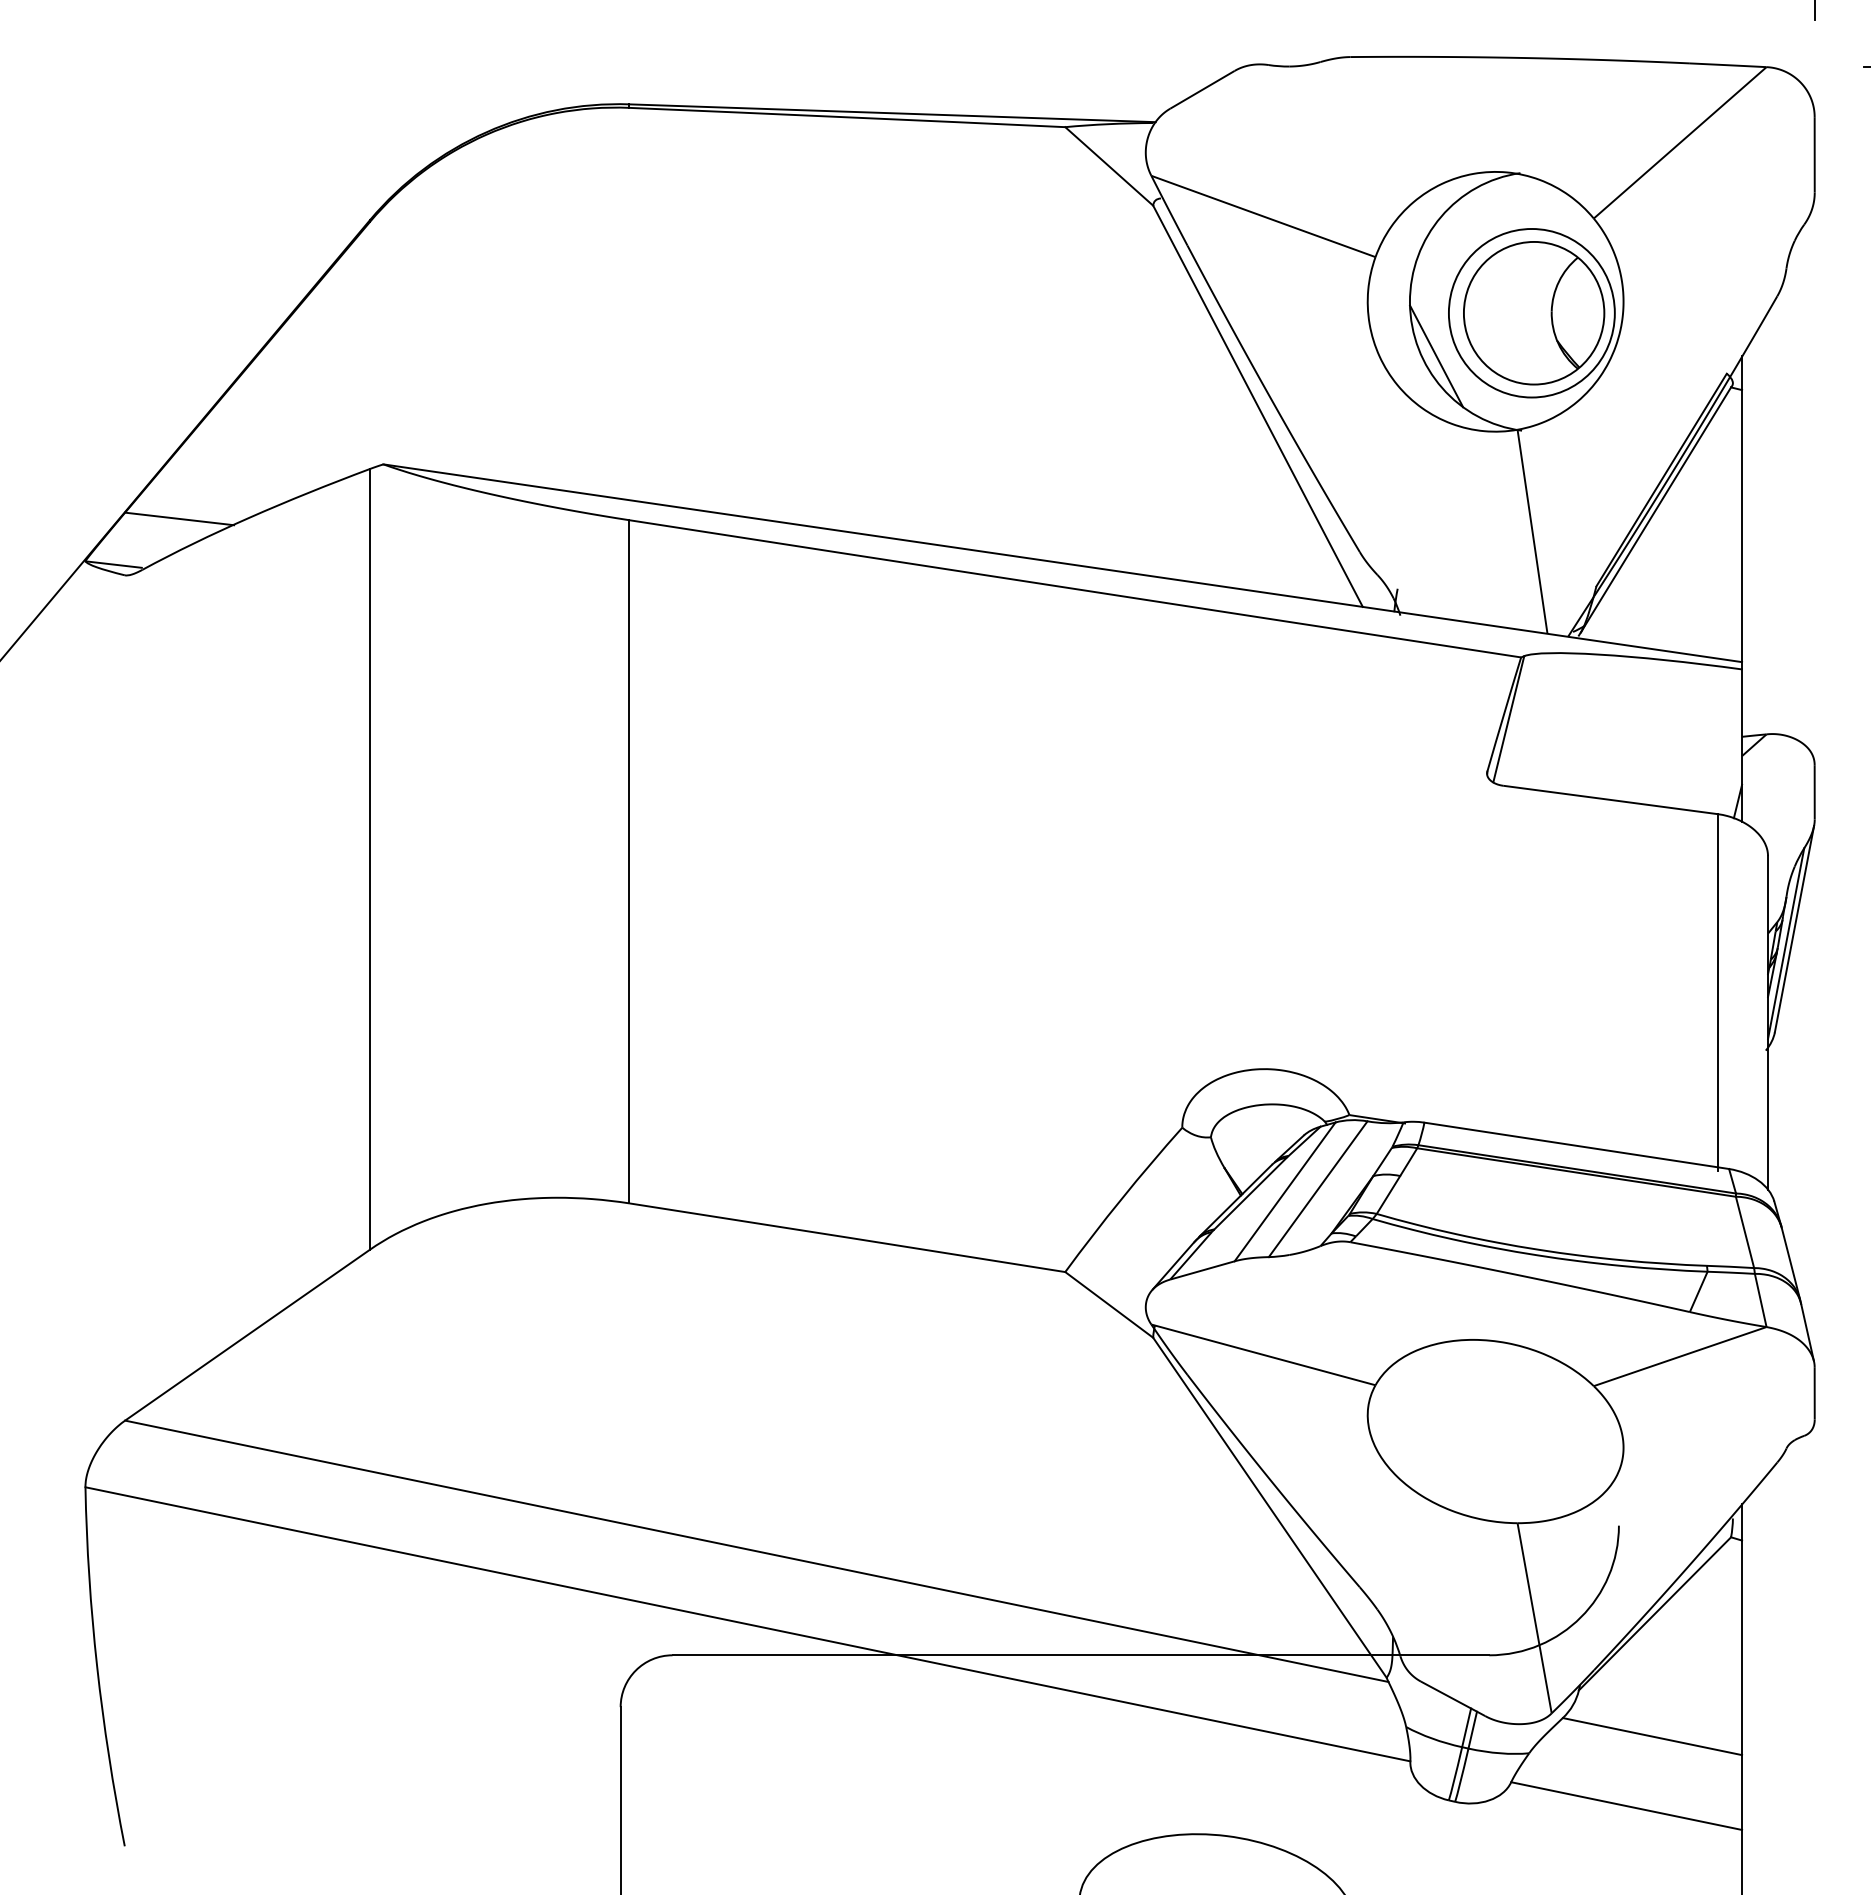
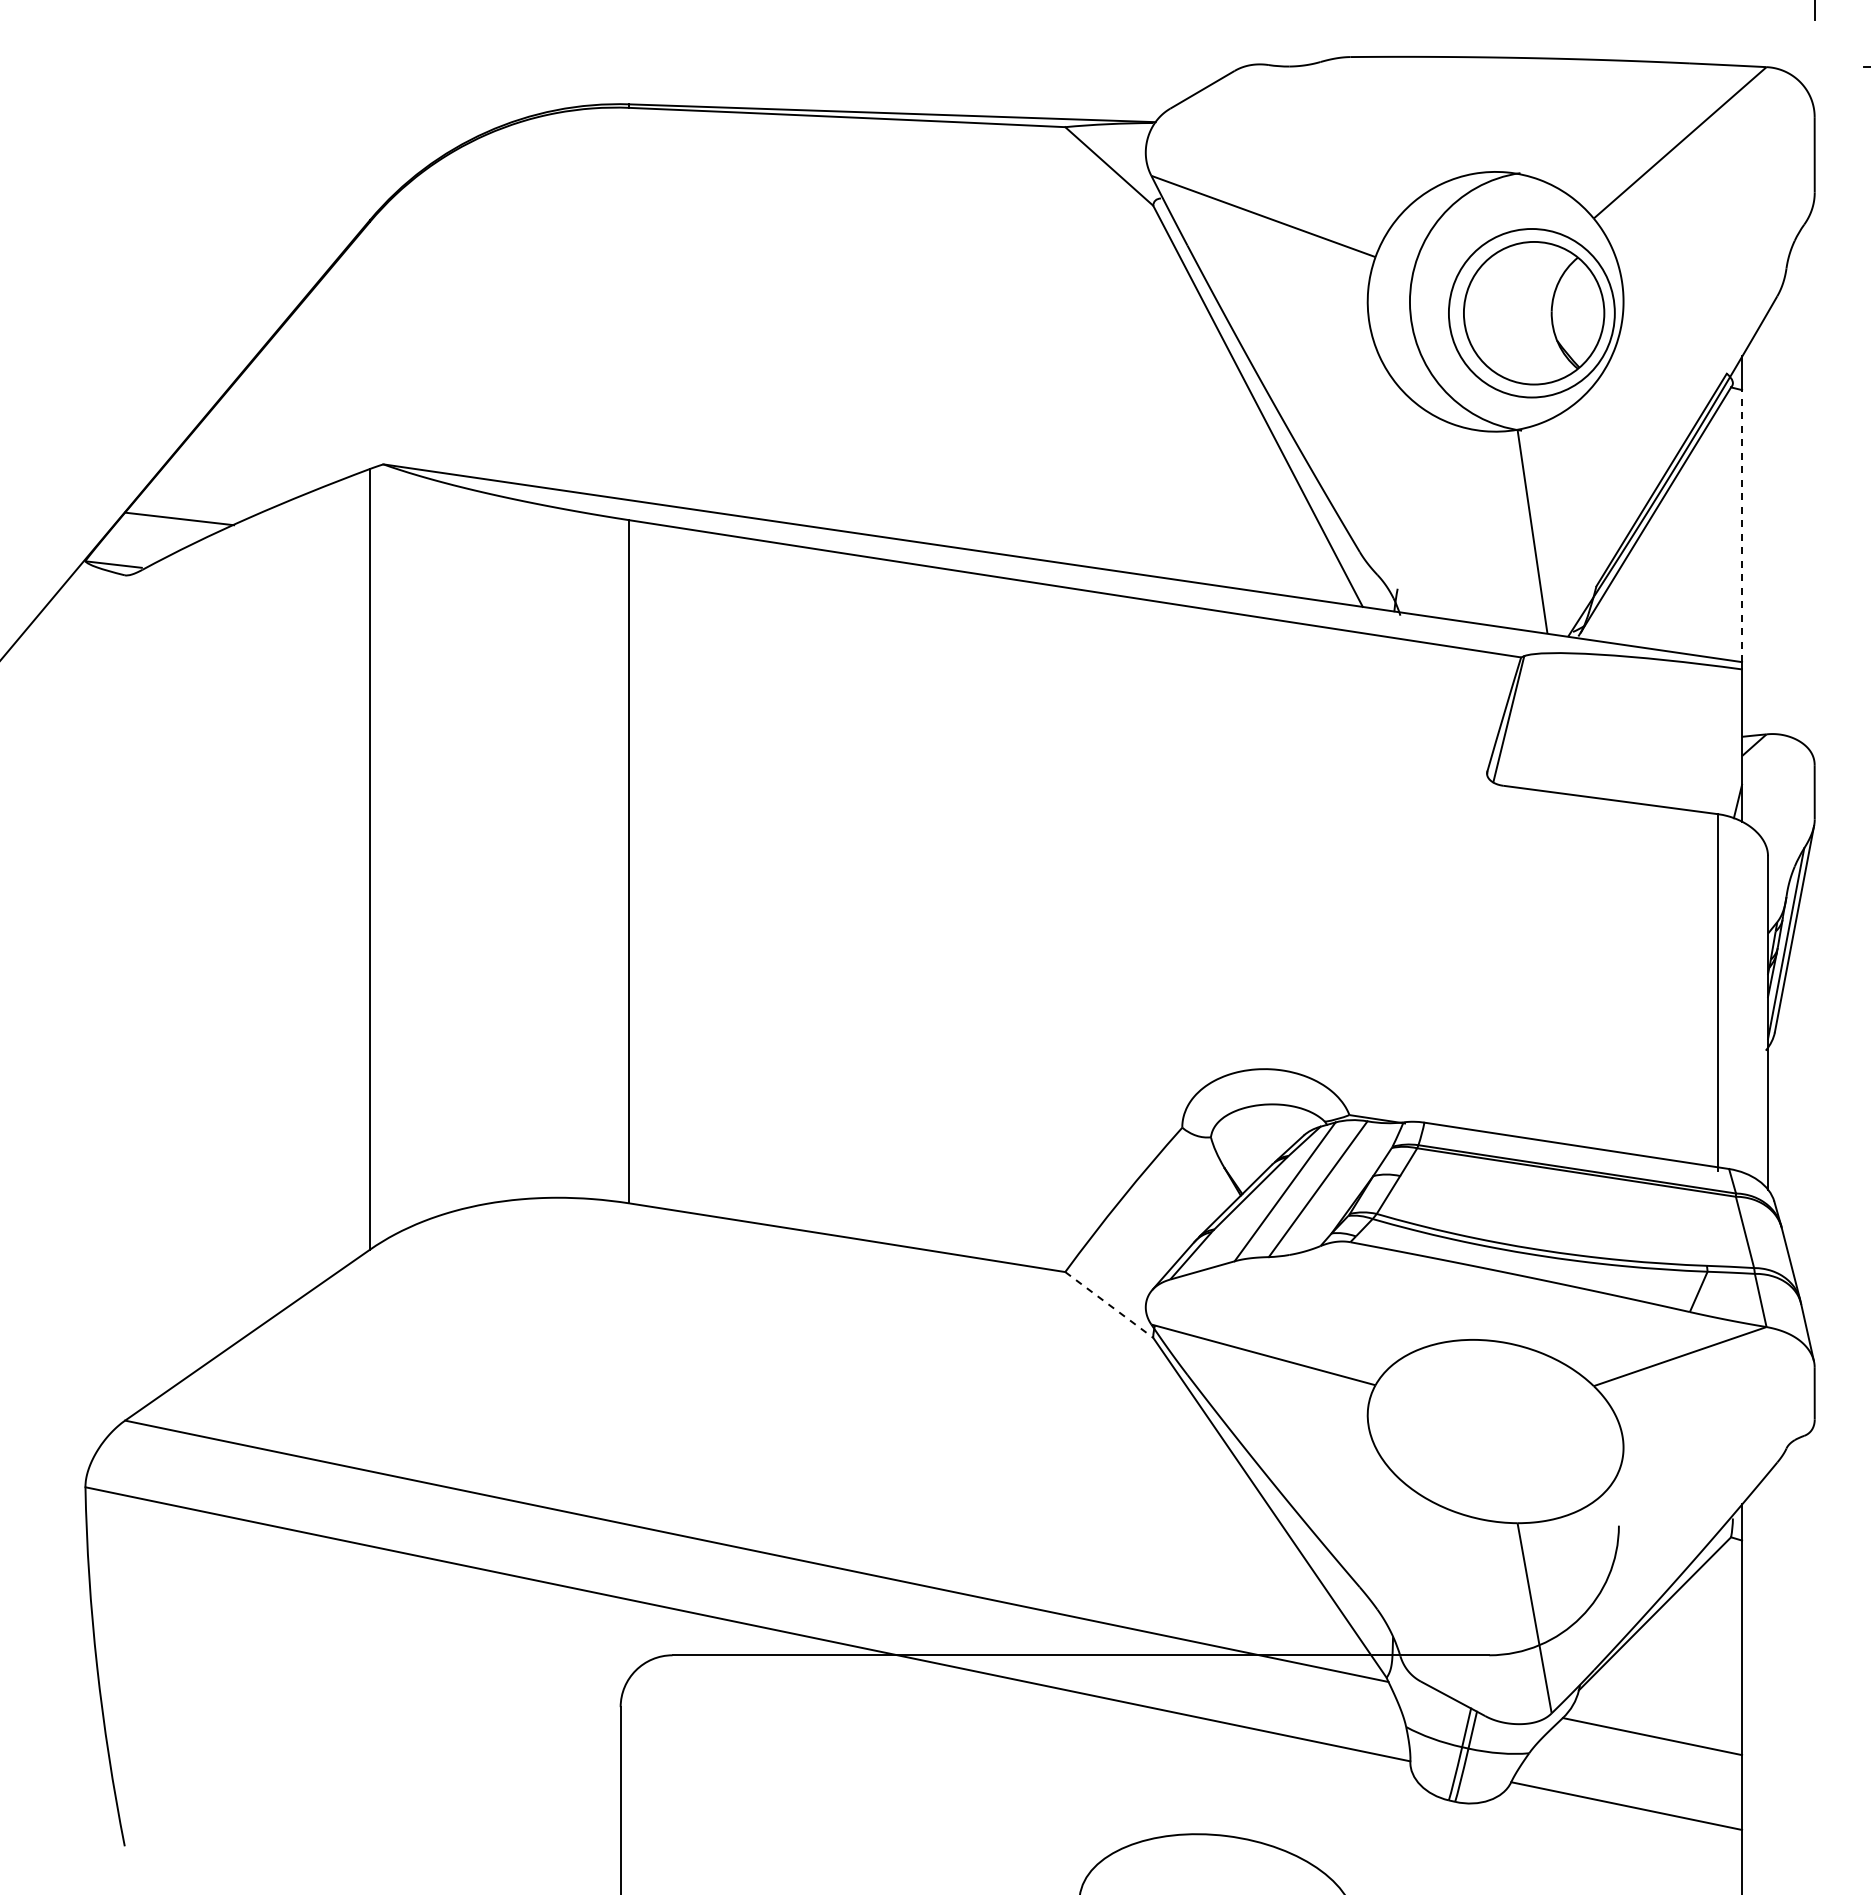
line: present -> none (1436, 356)
line: solid -> dashed (1742, 525)
line: solid -> dashed (1109, 1304)
